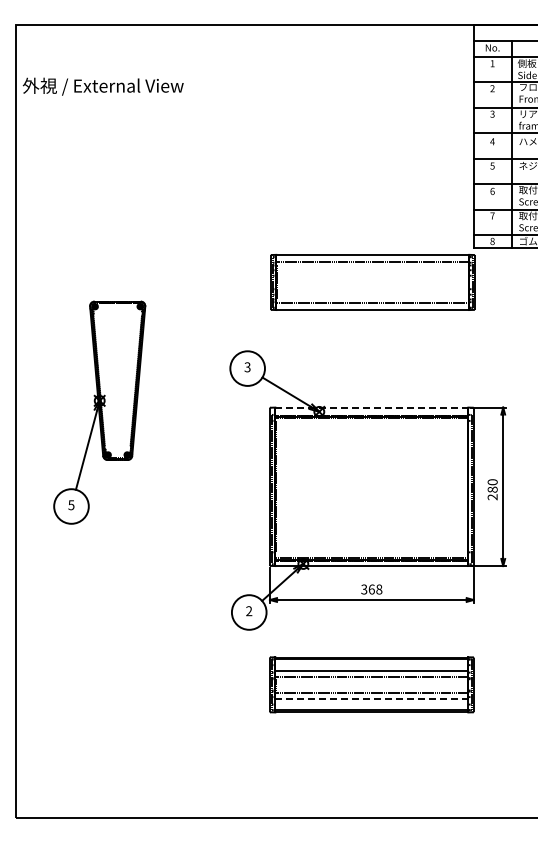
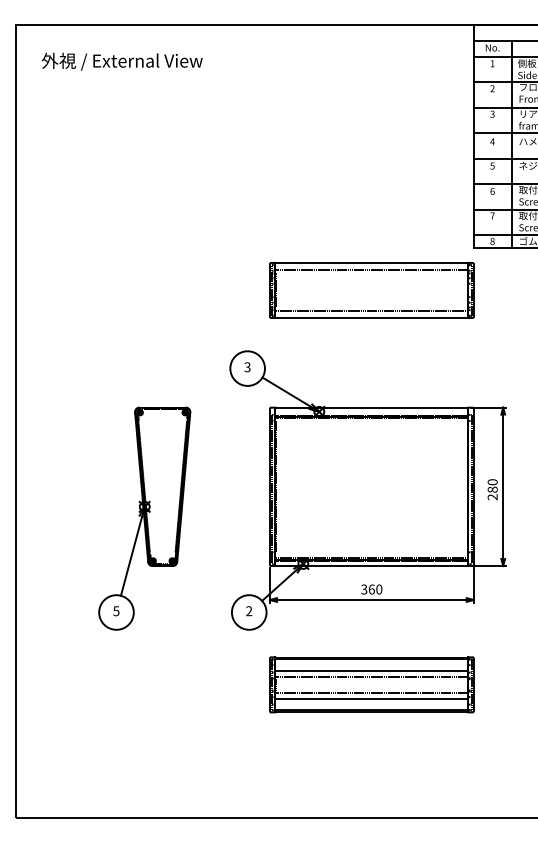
text position: (102, 86) -> (121, 61) (121, 61)
part position: (372, 282) -> (371, 290) (371, 290)
line: dashed -> solid (371, 407)
part position: (99, 412) -> (144, 518) (144, 518)
text: 368 -> 360 (379, 589)
line: dashed -> solid (371, 699)
